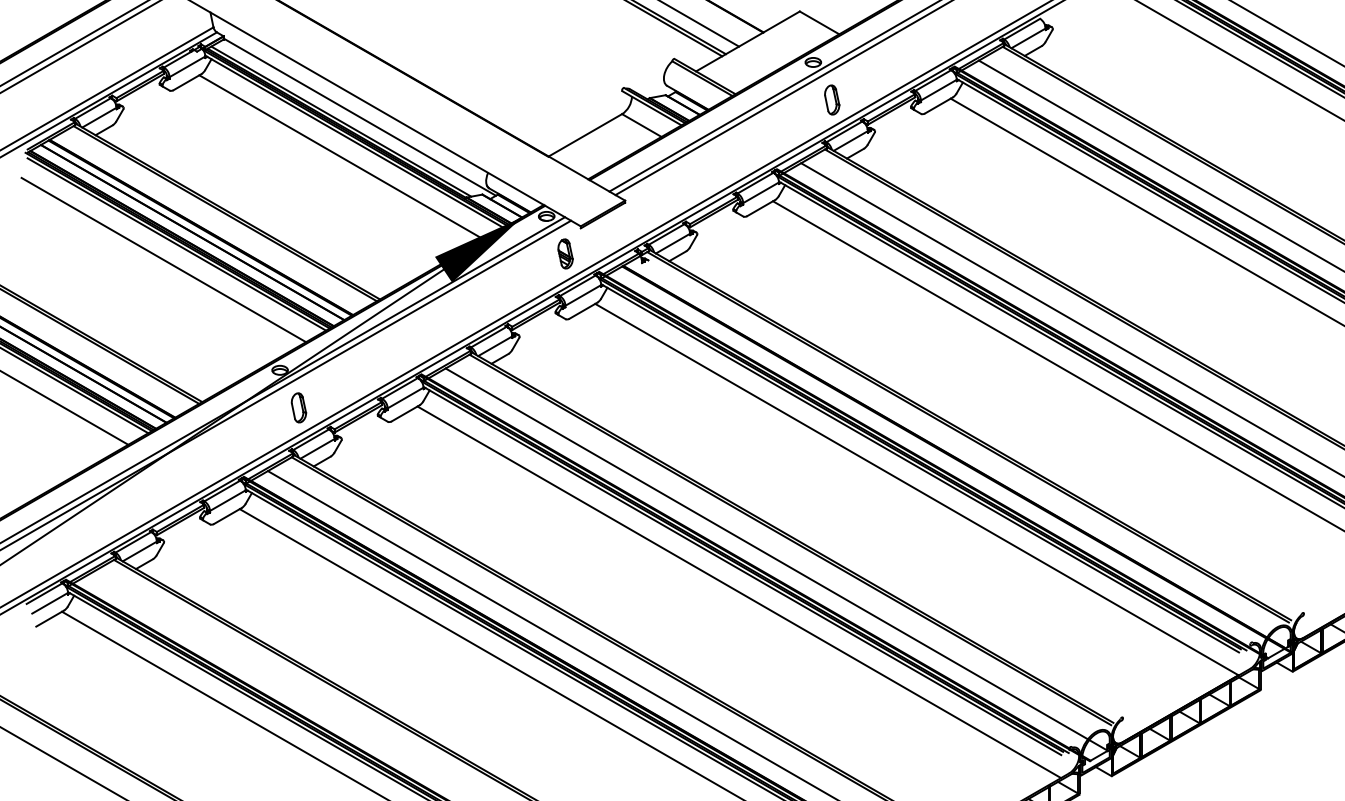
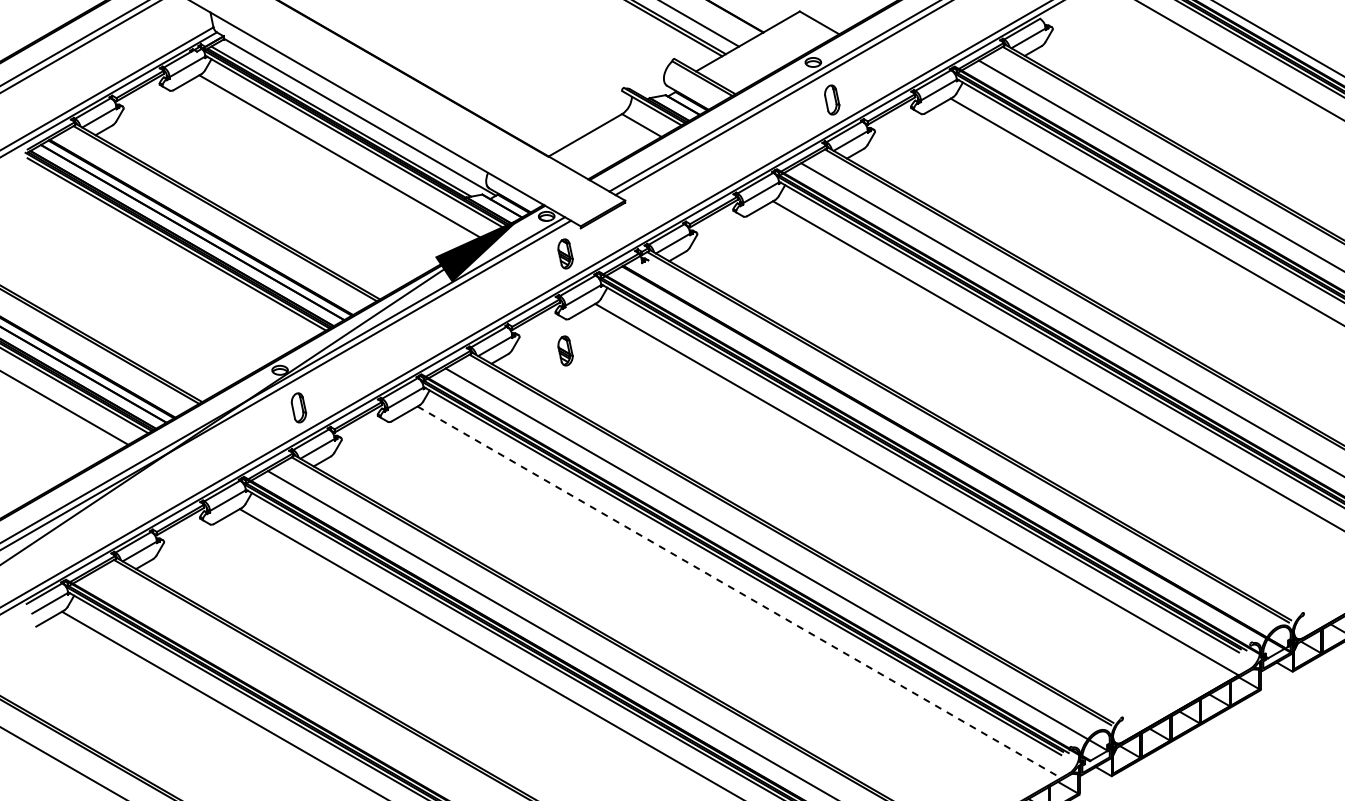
line position: (1286, 33) -> (1278, 38) (1278, 38)
line: present -> none (163, 259)
part: none -> present (565, 350)
line: solid -> dashed (739, 592)
